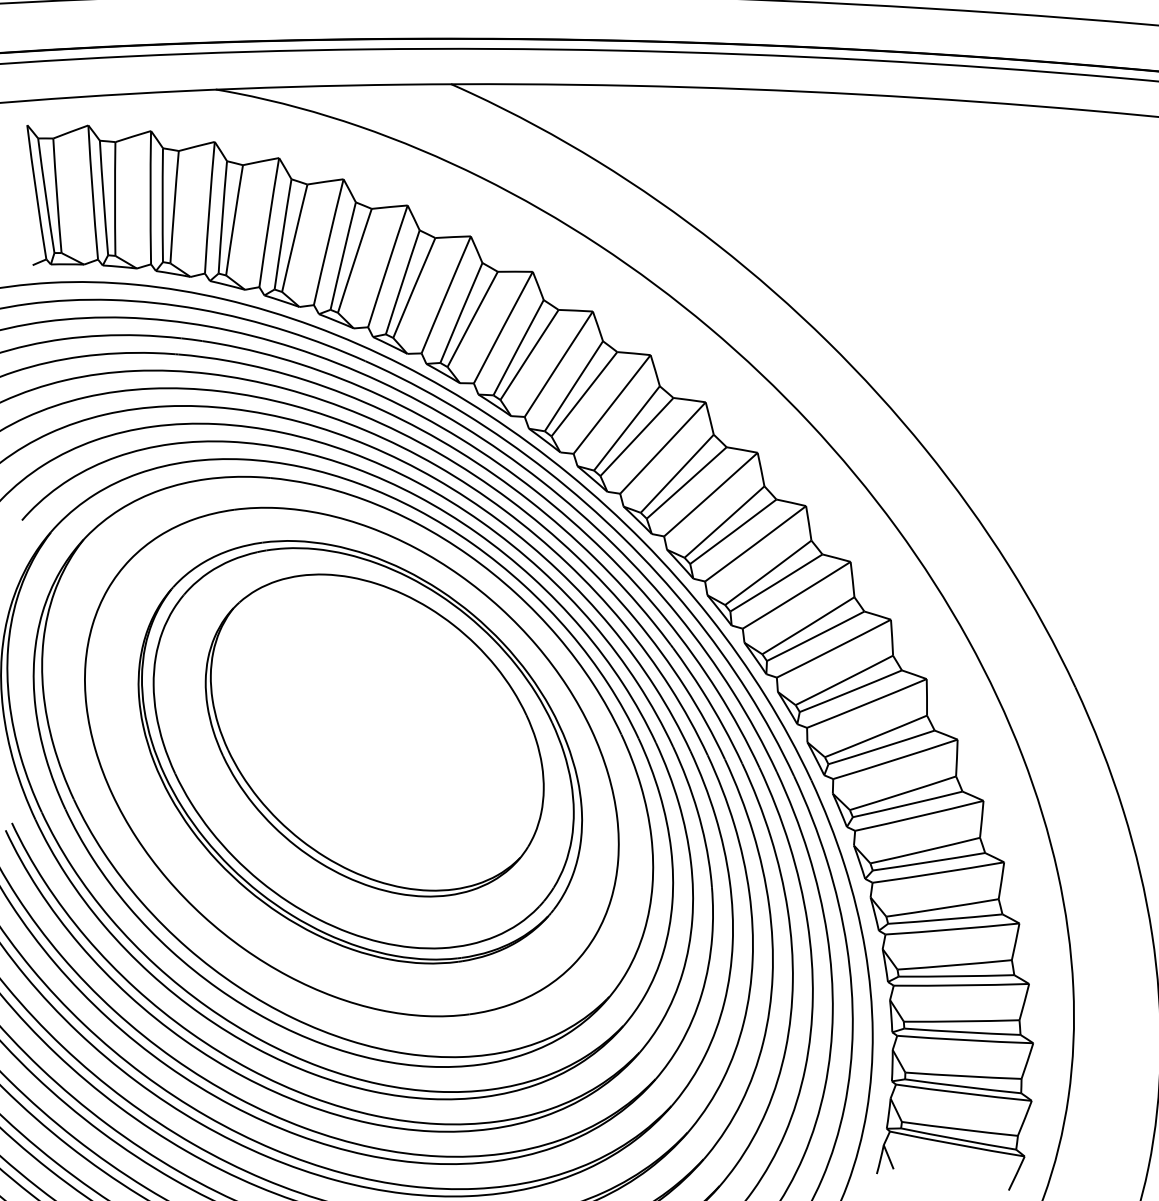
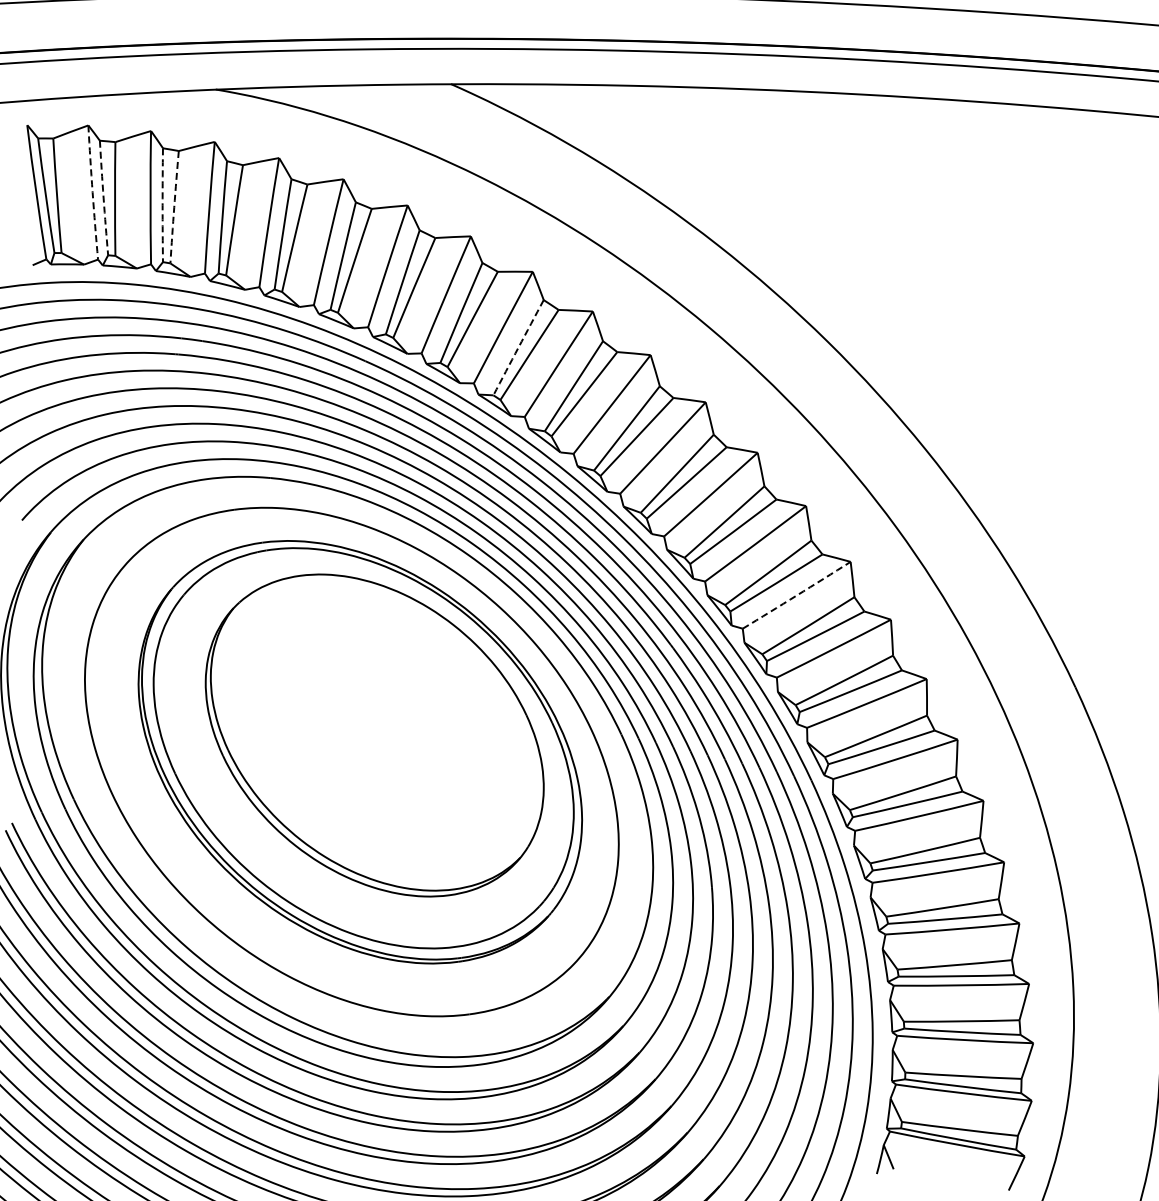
arc: solid -> dashed (92, 192)
arc: solid -> dashed (103, 198)
arc: solid -> dashed (162, 205)
arc: solid -> dashed (174, 207)
arc: solid -> dashed (518, 347)
arc: solid -> dashed (796, 595)
